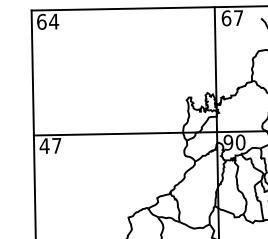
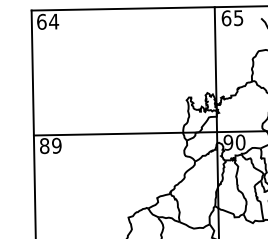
text: 67 -> 65 (238, 18)
text: 47 -> 89 (50, 145)
